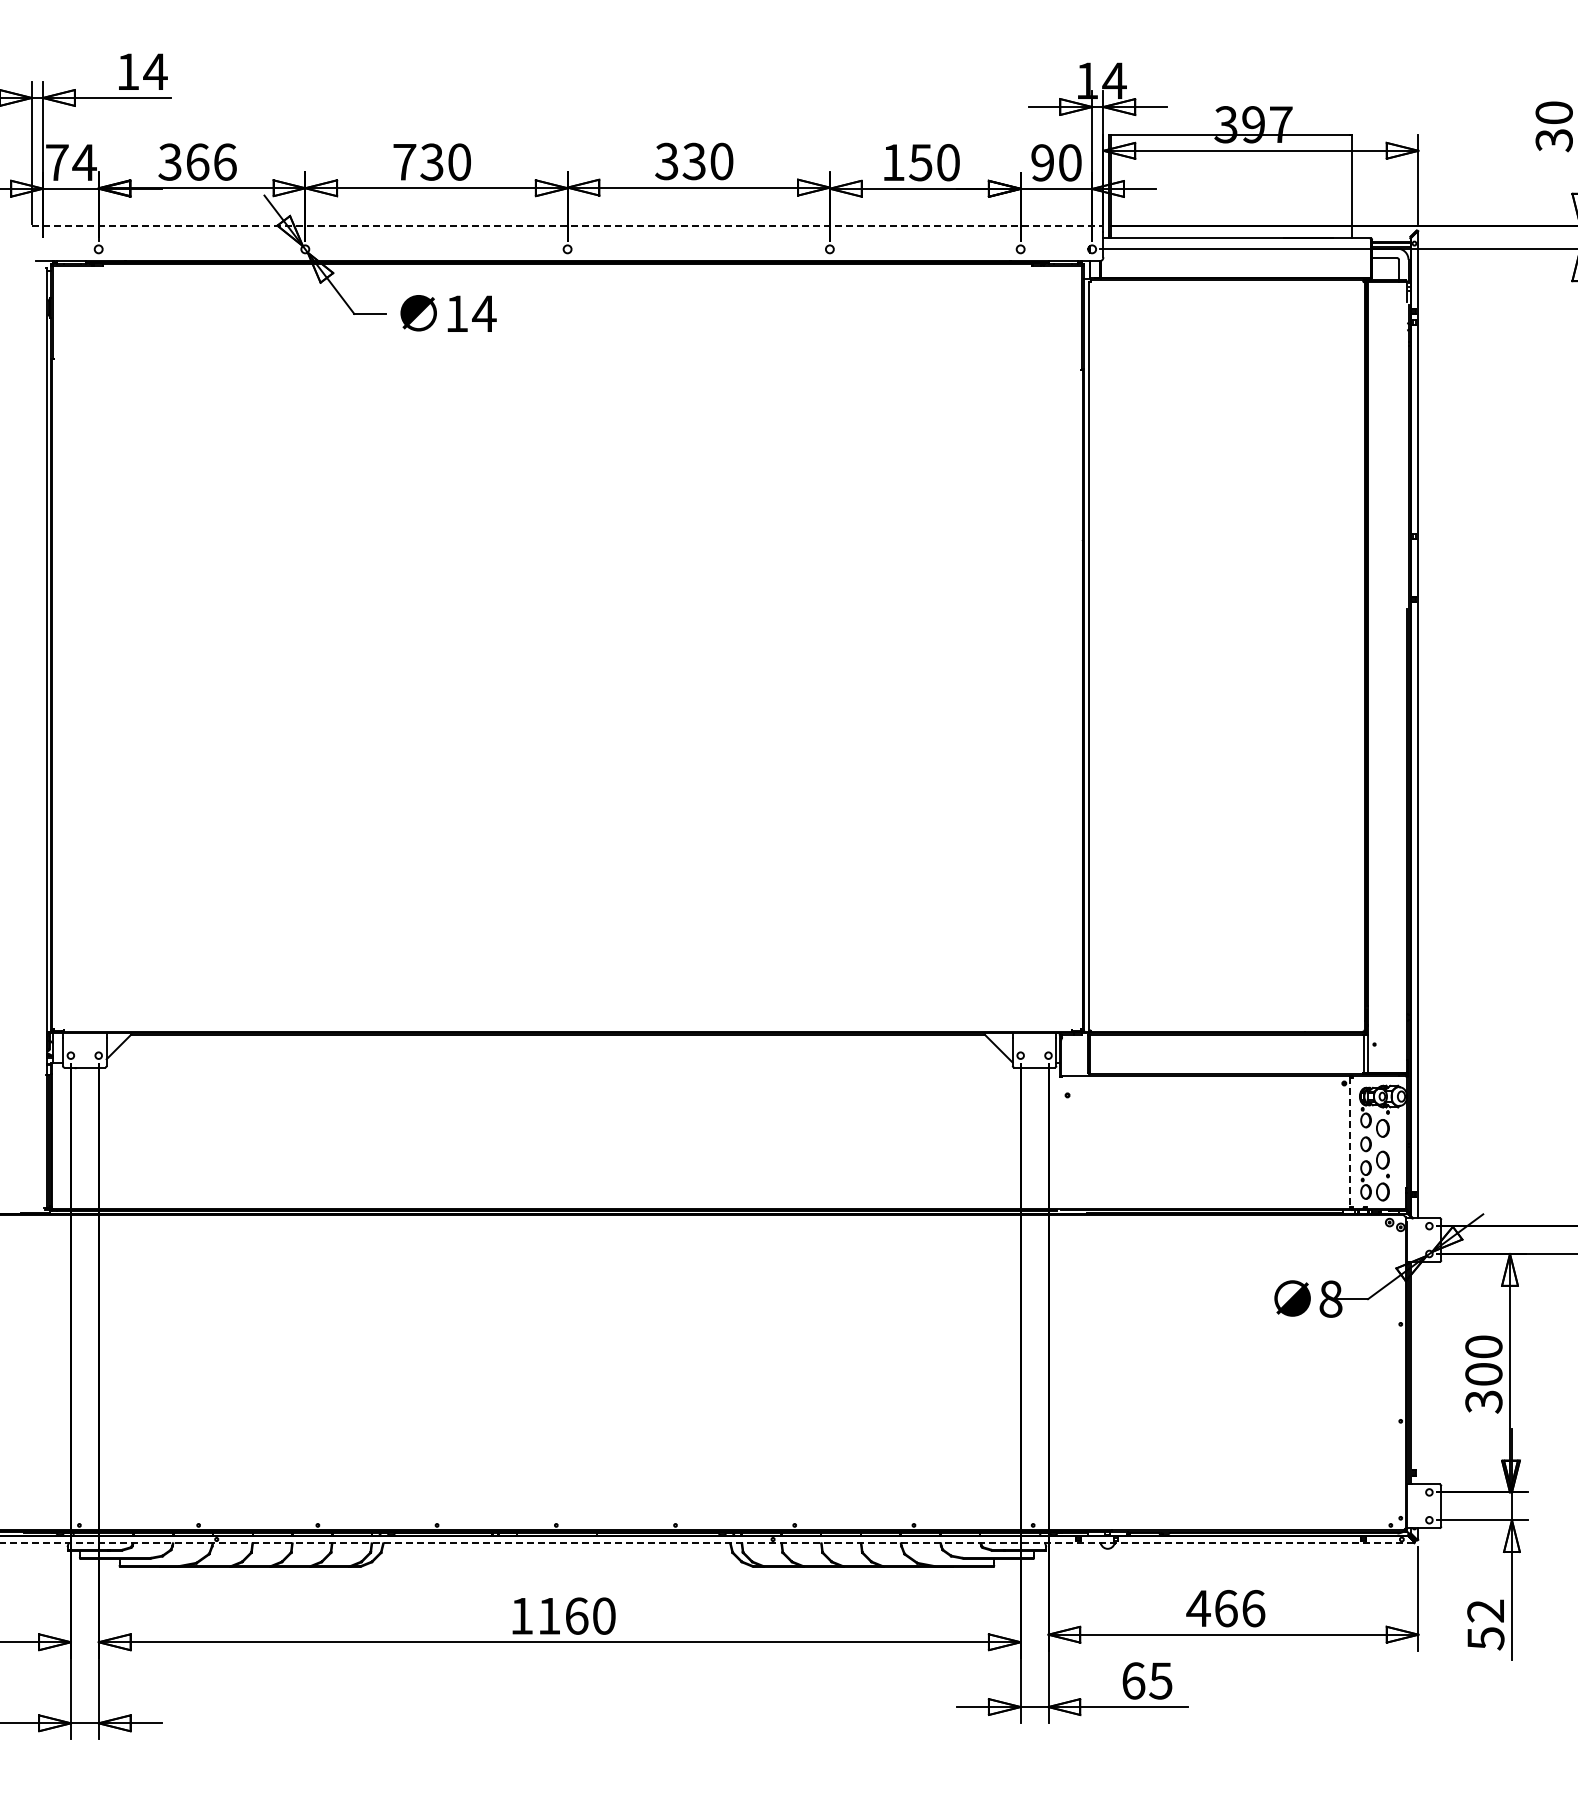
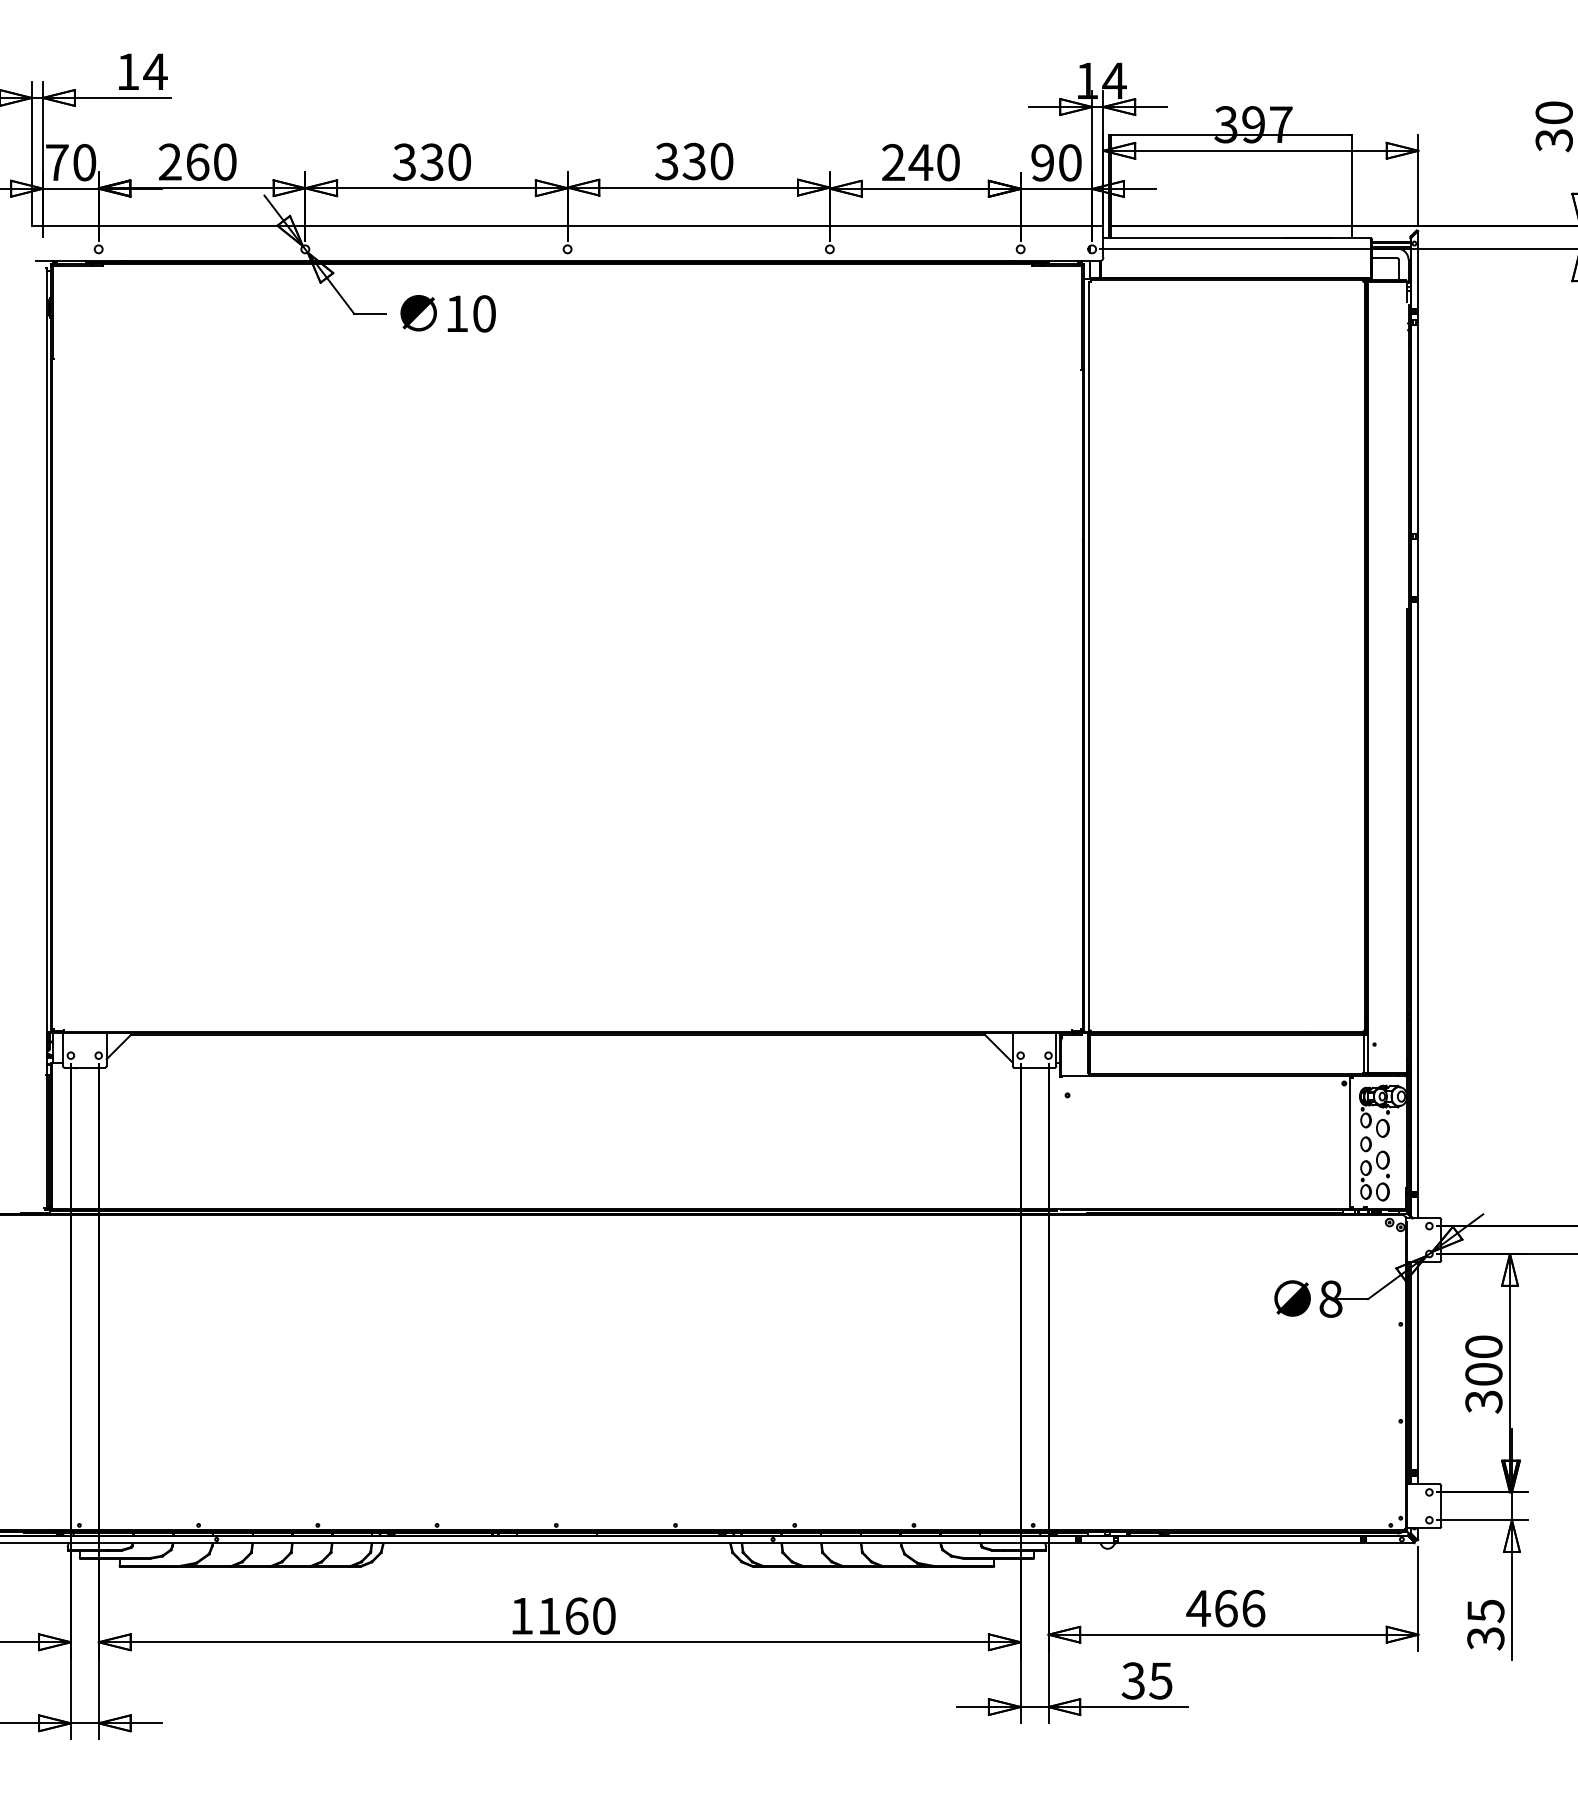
text: 366 -> 260 (197, 161)
text: 730 -> 330 (404, 161)
text: 74 -> 70 (84, 162)
text: 150 -> 240 (907, 162)
line: dashed -> solid (567, 225)
text: 14 -> 10 (484, 313)
line: dashed -> solid (1350, 1143)
line: none -> present (1418, 1372)
line: dashed -> solid (706, 1543)
text: 52 -> 35 (1485, 1624)
text: 65 -> 35 (1133, 1680)
